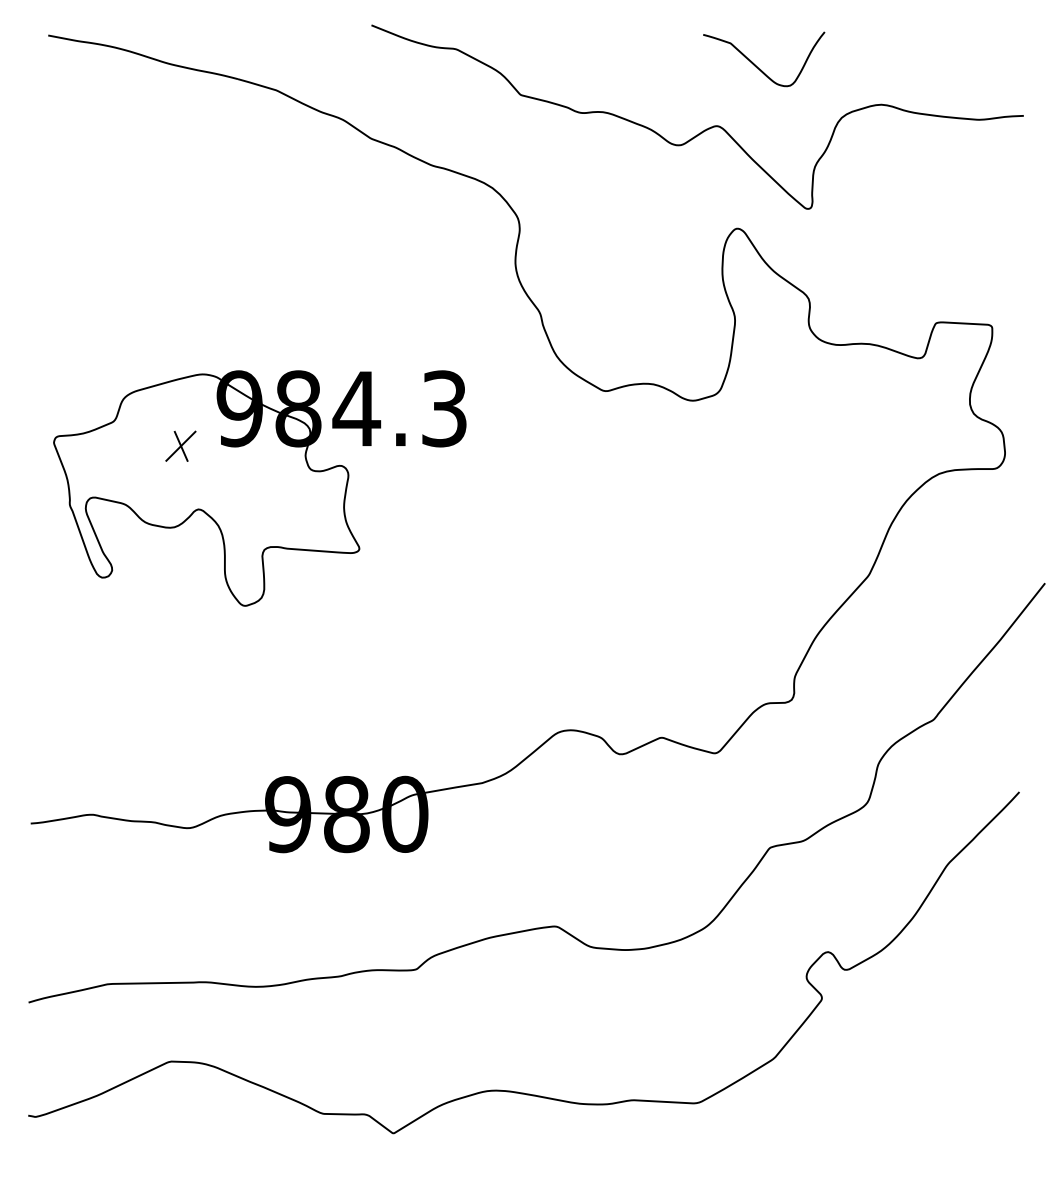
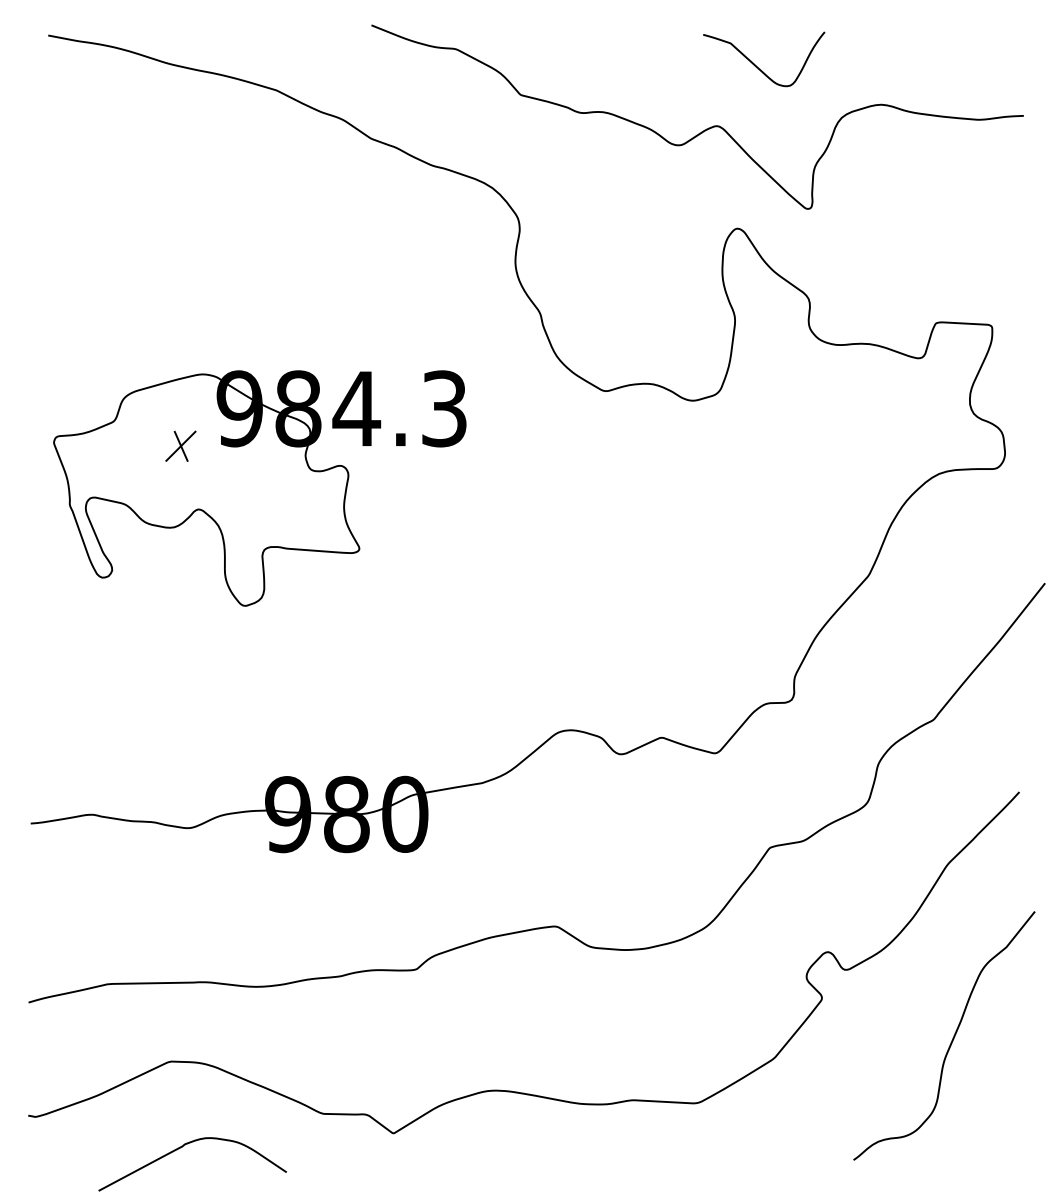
curve: none -> present (952, 1037)
curve: none -> present (182, 1147)
